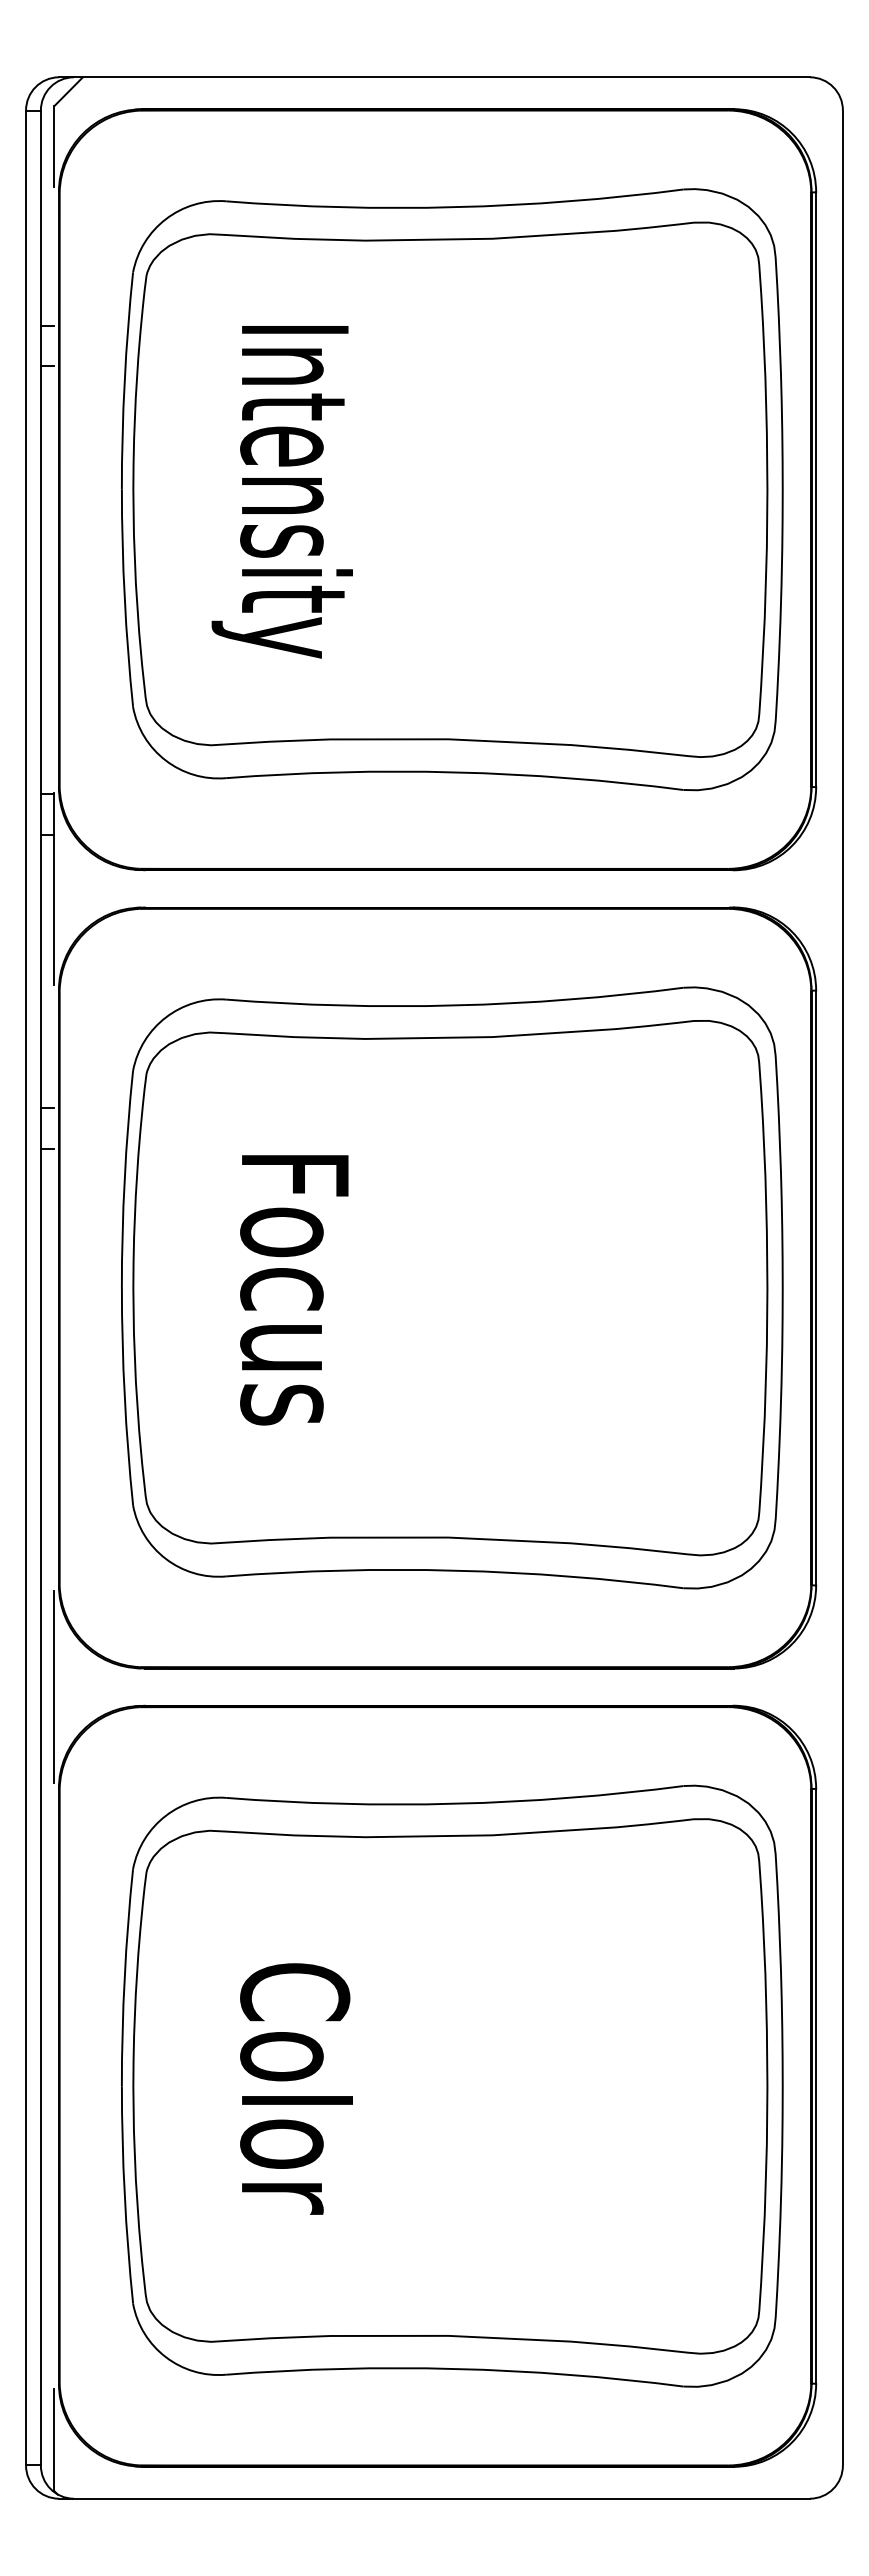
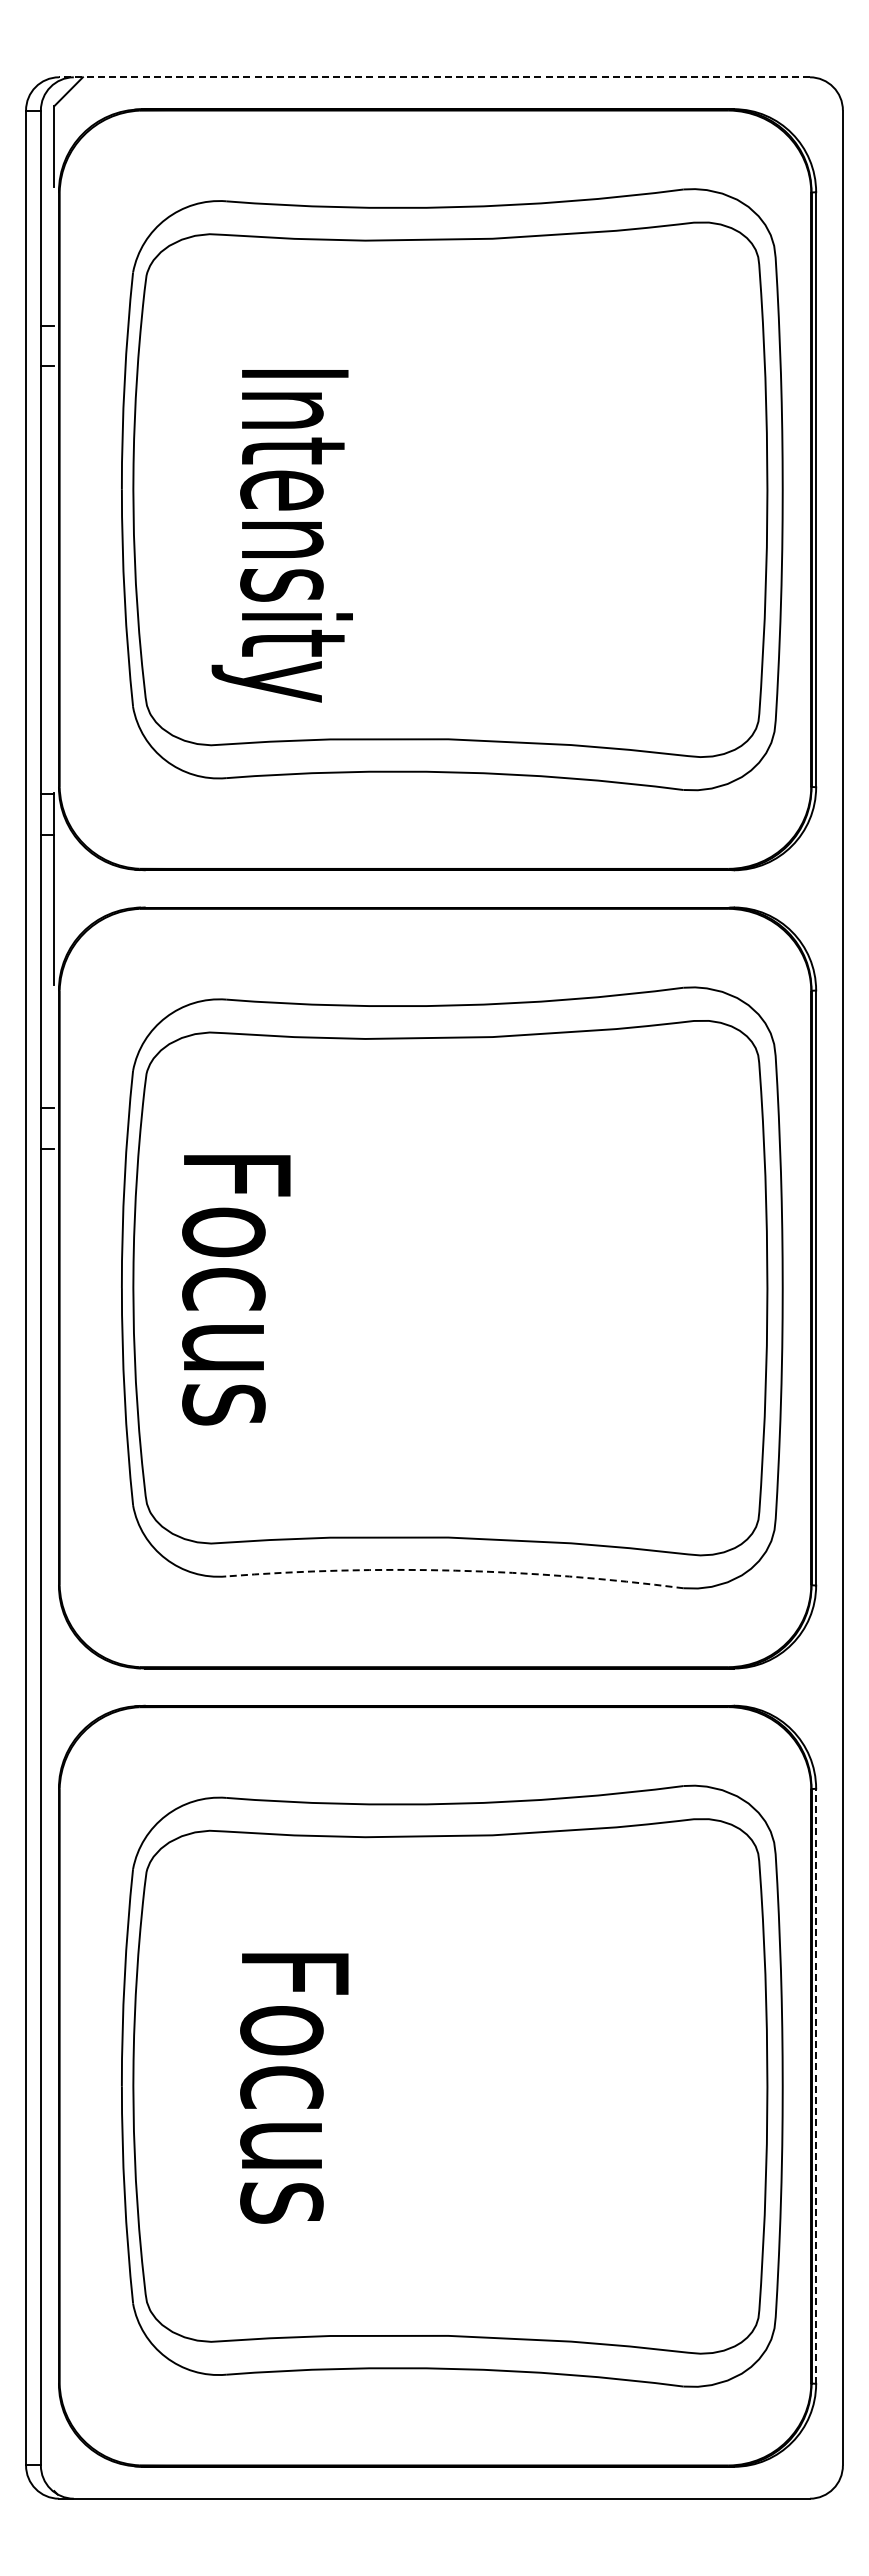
line: solid -> dashed (434, 77)
text position: (281, 492) -> (281, 536) (281, 536)
text position: (294, 1290) -> (236, 1290) (236, 1290)
arc: solid -> dashed (455, 1570)
line: present -> none (54, 1686)
line: solid -> dashed (816, 2085)
text: Color -> Focus (296, 2088)
line: present -> none (54, 2440)
